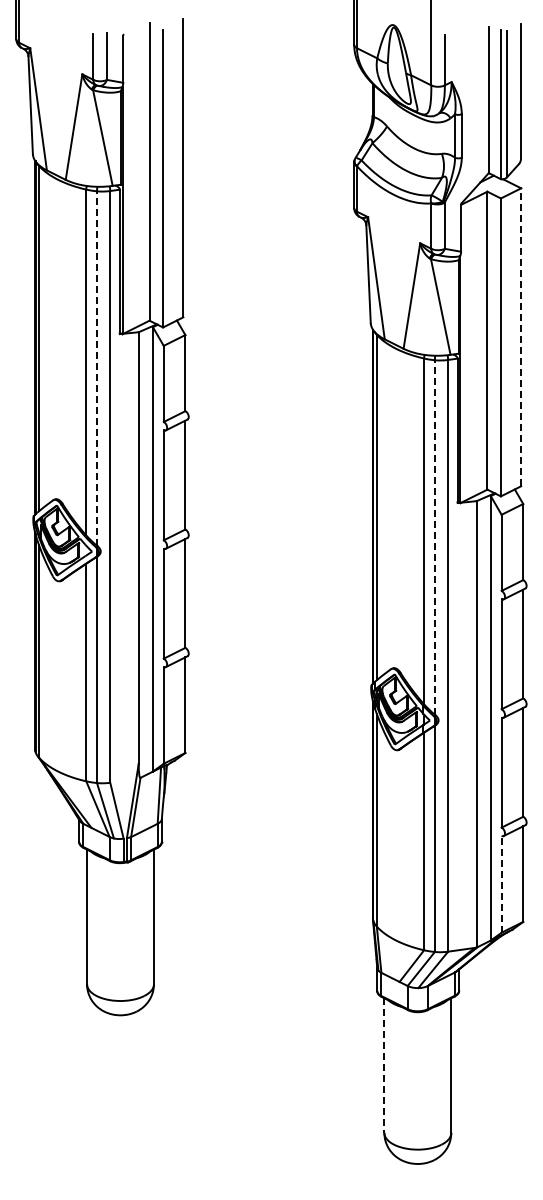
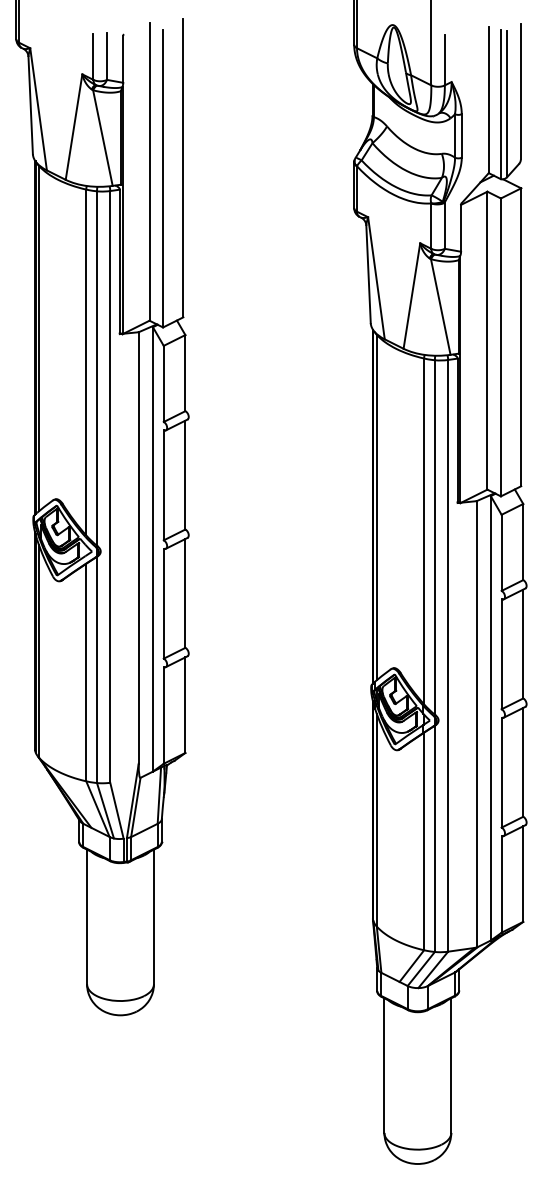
line: dashed -> solid (521, 337)
line: dashed -> solid (97, 368)
line: dashed -> solid (434, 537)
line: dashed -> solid (501, 883)
line: dashed -> solid (384, 1066)
